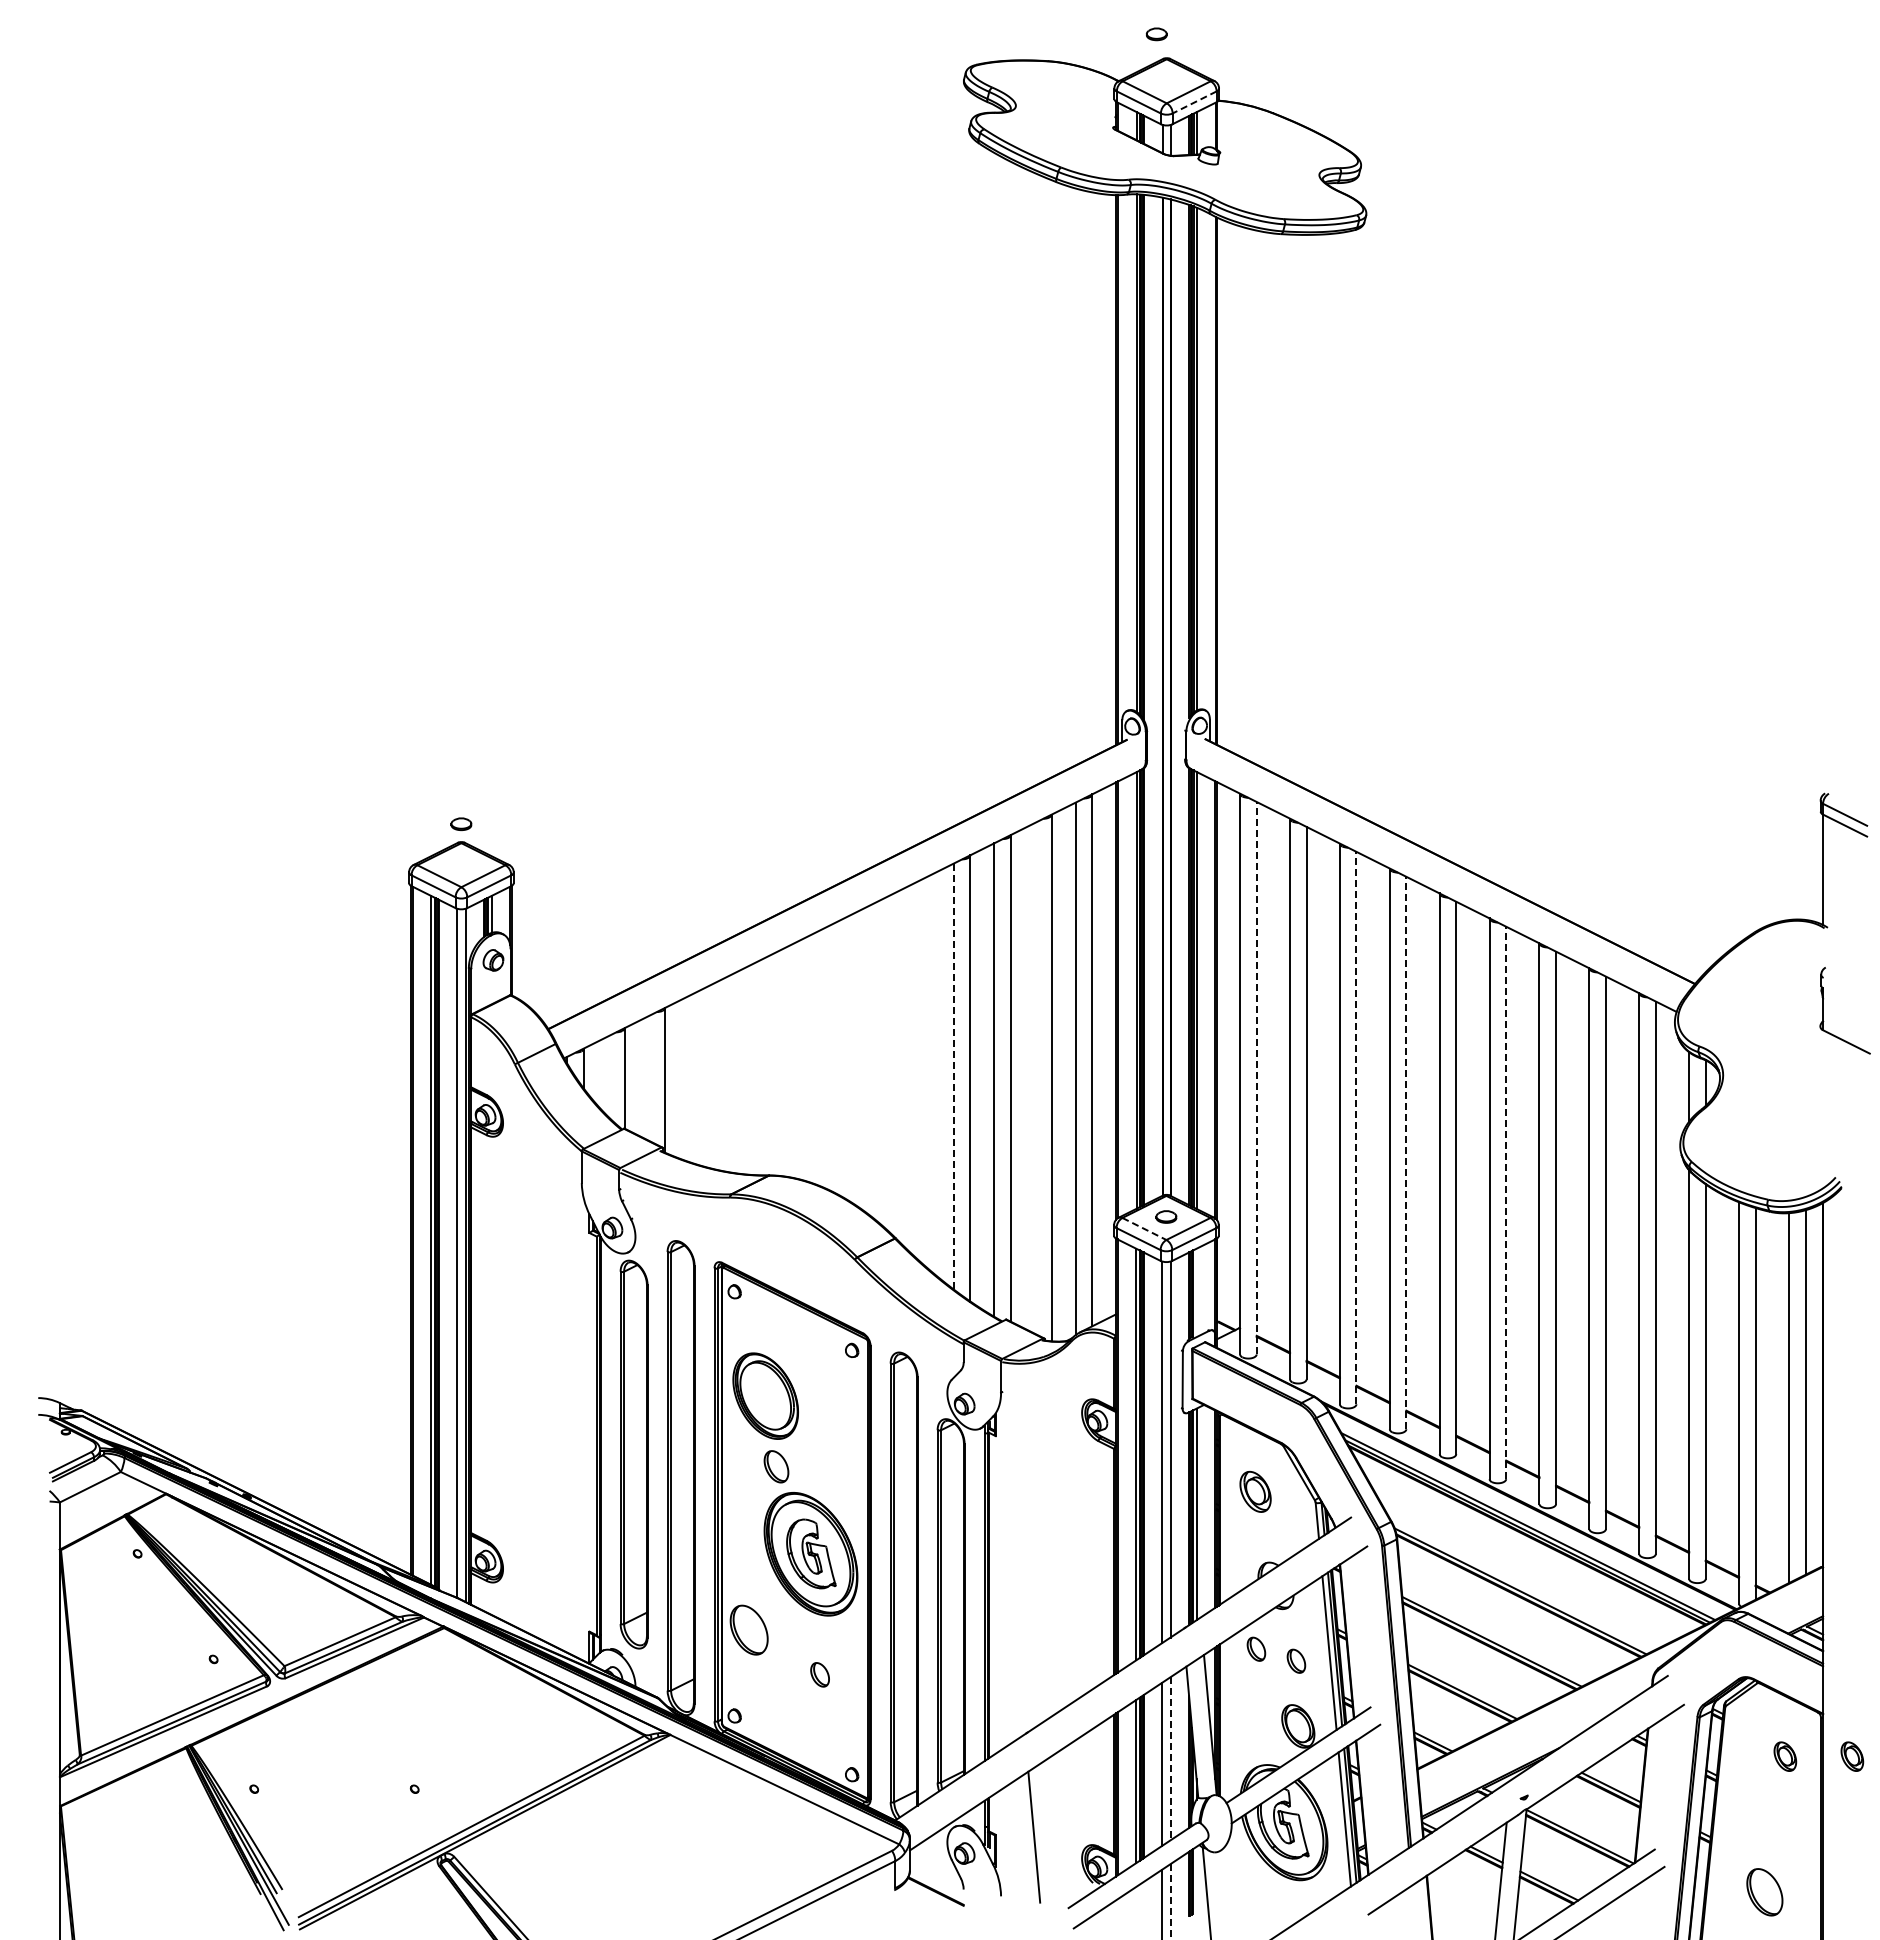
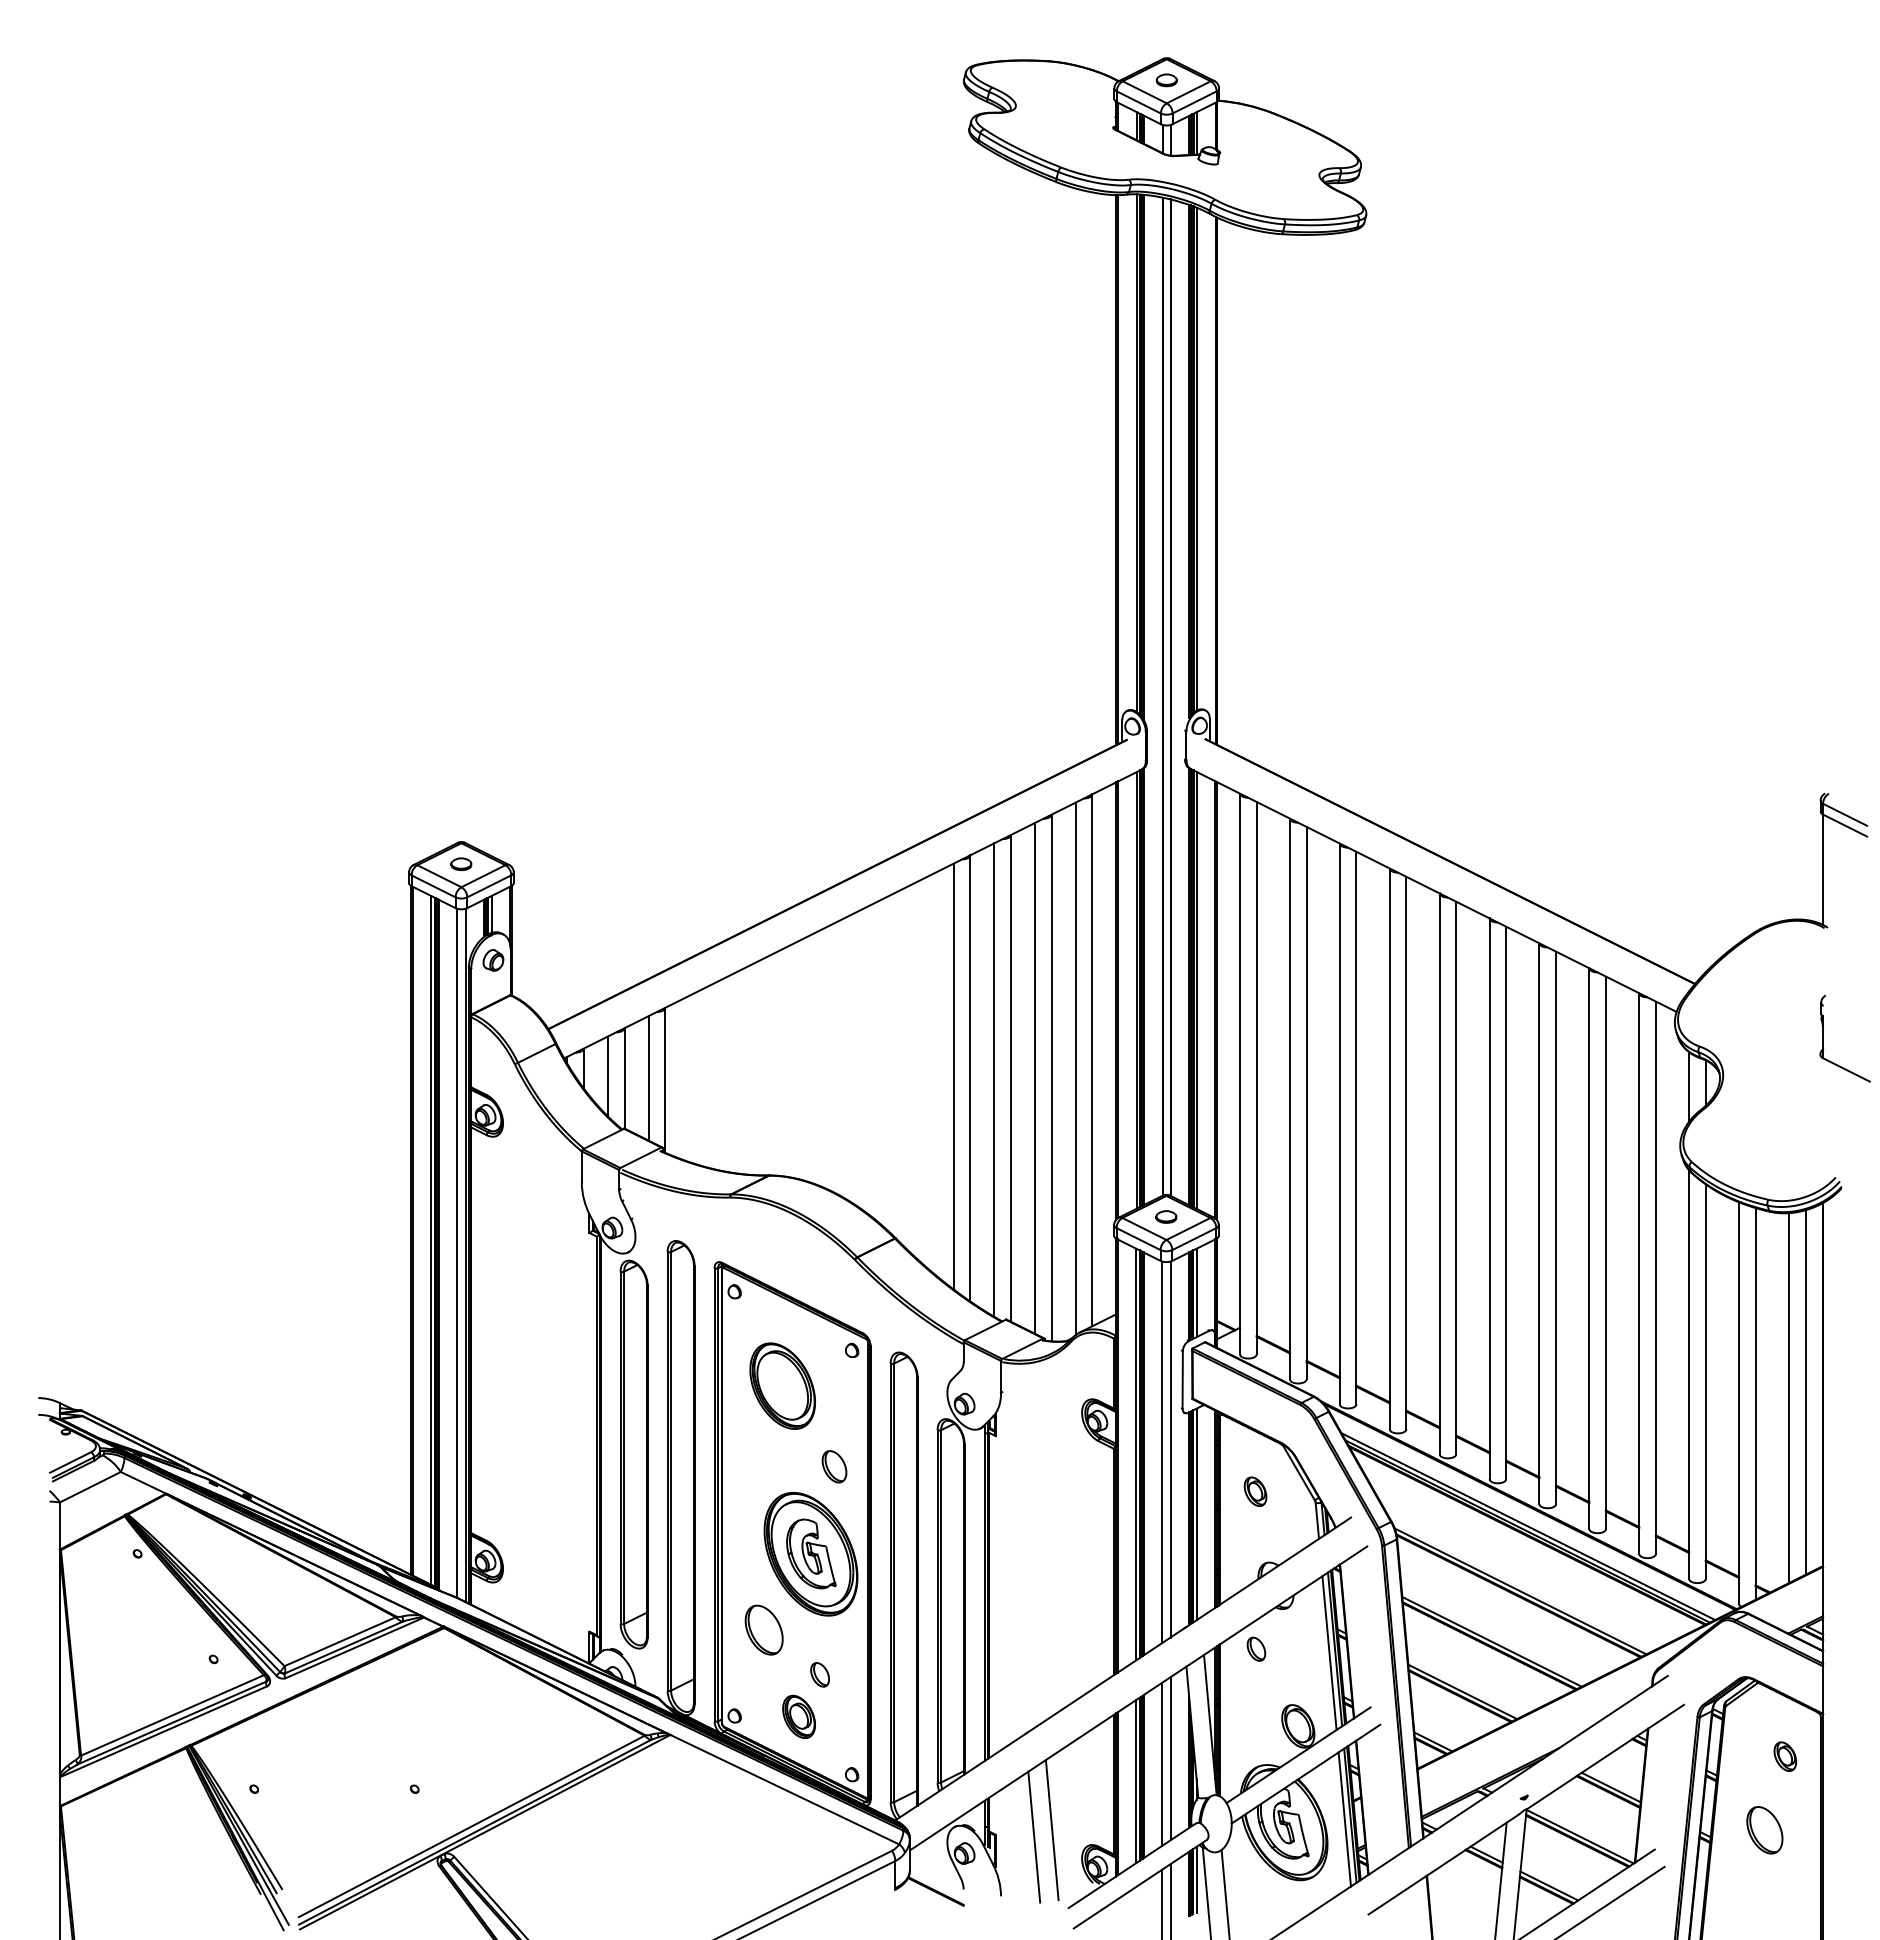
part position: (1156, 34) -> (1166, 80) (1166, 80)
line: dashed -> solid (1194, 102)
part position: (461, 824) -> (461, 864) (461, 864)
part position: (1823, 1010) -> (1823, 1038) (1823, 1038)
line: none -> present (607, 1076)
line: dashed -> solid (953, 1076)
line: none -> present (1035, 1077)
line: dashed -> solid (1256, 1077)
line: none -> present (648, 1078)
line: dashed -> solid (1356, 1127)
line: dashed -> solid (1406, 1152)
line: dashed -> solid (1506, 1202)
line: dashed -> solid (1144, 1228)
line: none -> present (1196, 1292)
part position: (765, 1395) -> (782, 1385) (782, 1385)
part position: (776, 1466) -> (834, 1466) (834, 1466)
part size: 33x42 px -> 25x31 px (1255, 1491)
part position: (748, 1629) -> (763, 1629) (763, 1629)
part: present -> none (1296, 1660)
part: none -> present (798, 1716)
part: present -> none (1852, 1756)
line: dashed -> solid (1170, 1758)
line: none -> present (1051, 1830)
line: none -> present (1196, 1879)
line: none -> present (1225, 1892)
part position: (1764, 1892) -> (1764, 1830) (1764, 1830)
line: dashed -> solid (1170, 1901)
